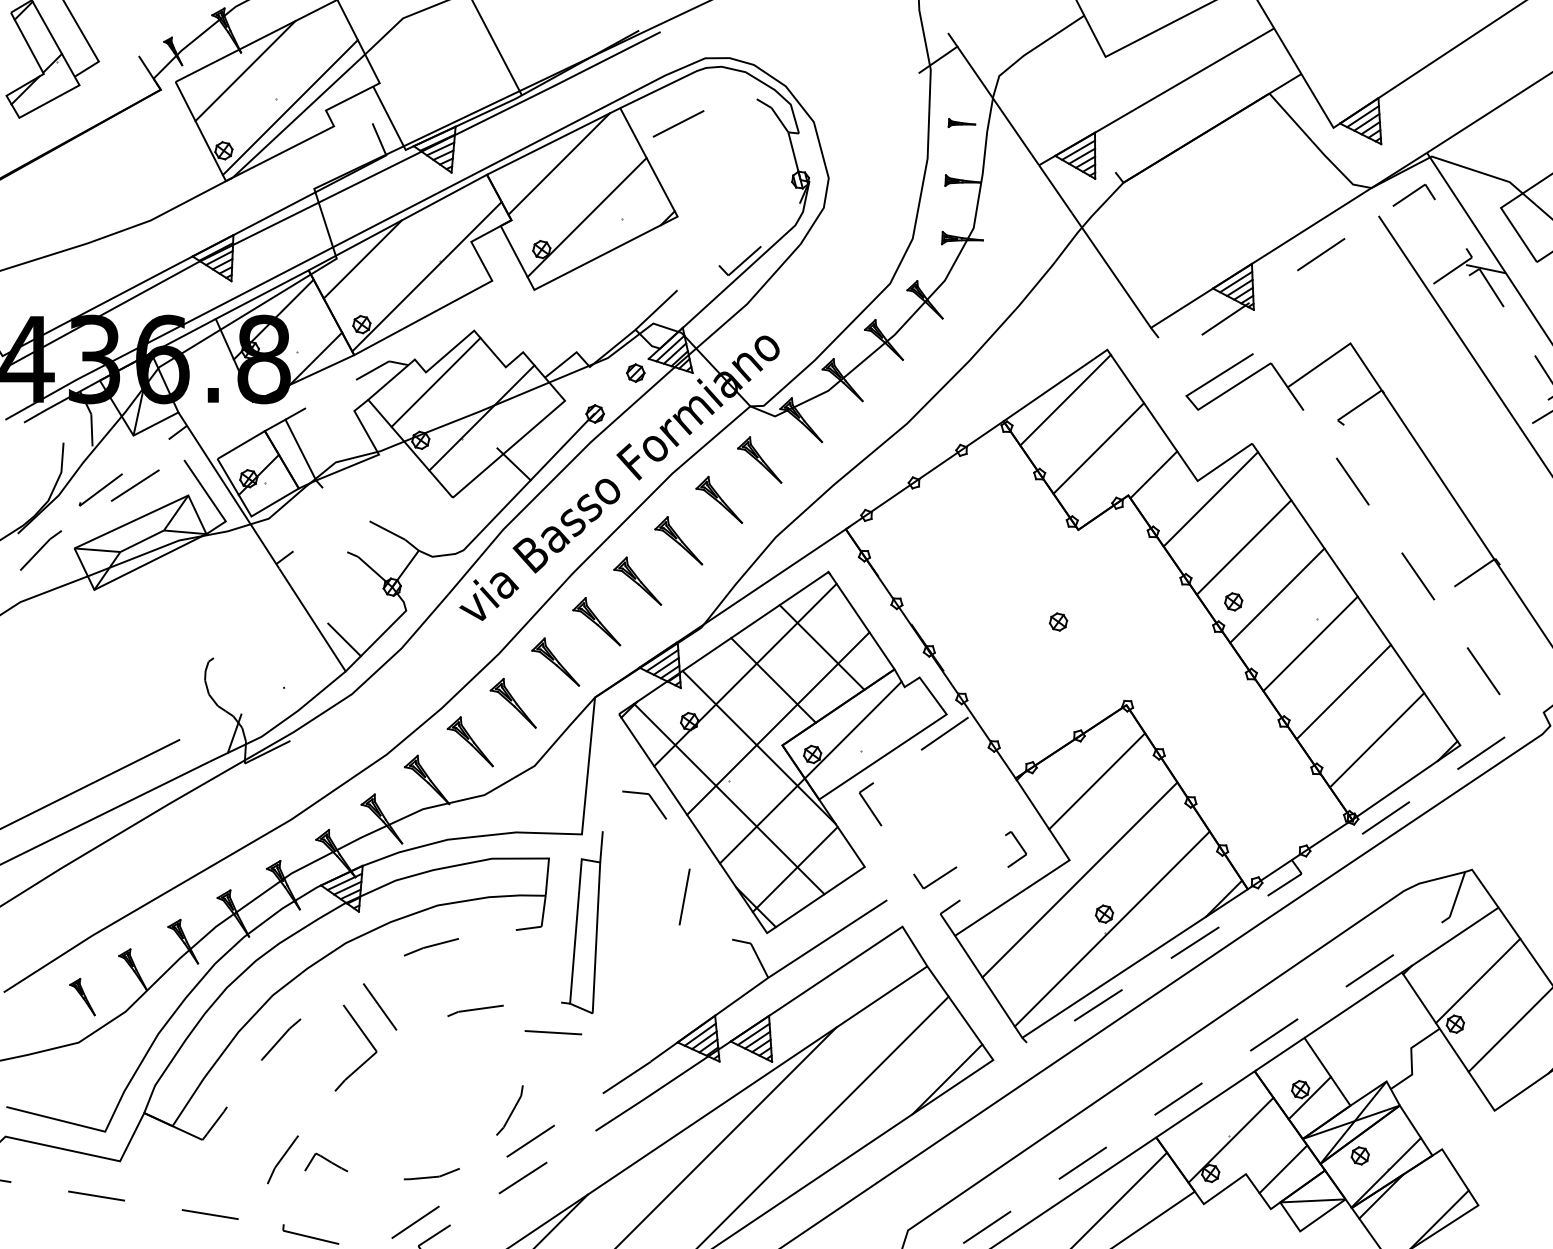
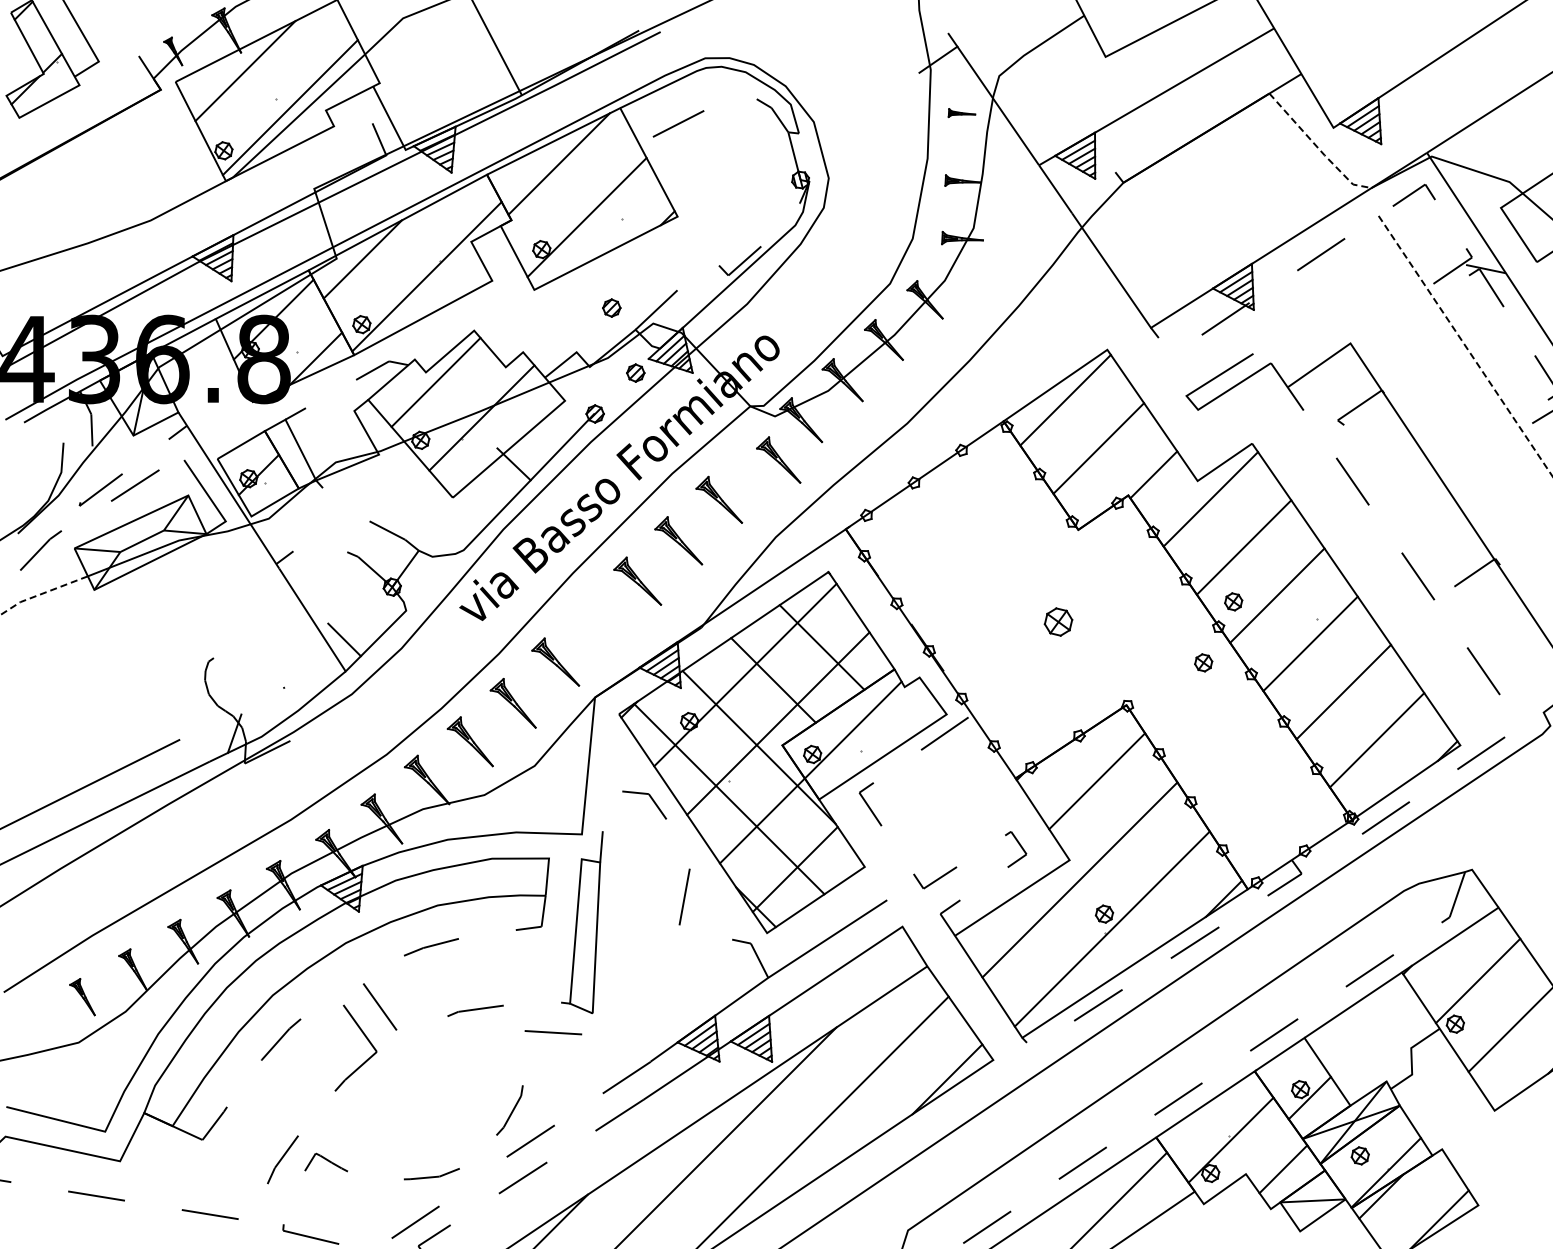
part position: (961, 123) -> (961, 113) (961, 113)
line: solid -> dashed (1317, 147)
part: none -> present (611, 307)
line: solid -> dashed (1465, 346)
part position: (759, 459) -> (778, 459) (778, 459)
line: solid -> dashed (42, 593)
part: present -> none (596, 621)
part size: 21x20 px -> 31x30 px (1058, 621)
part: none -> present (1203, 662)
